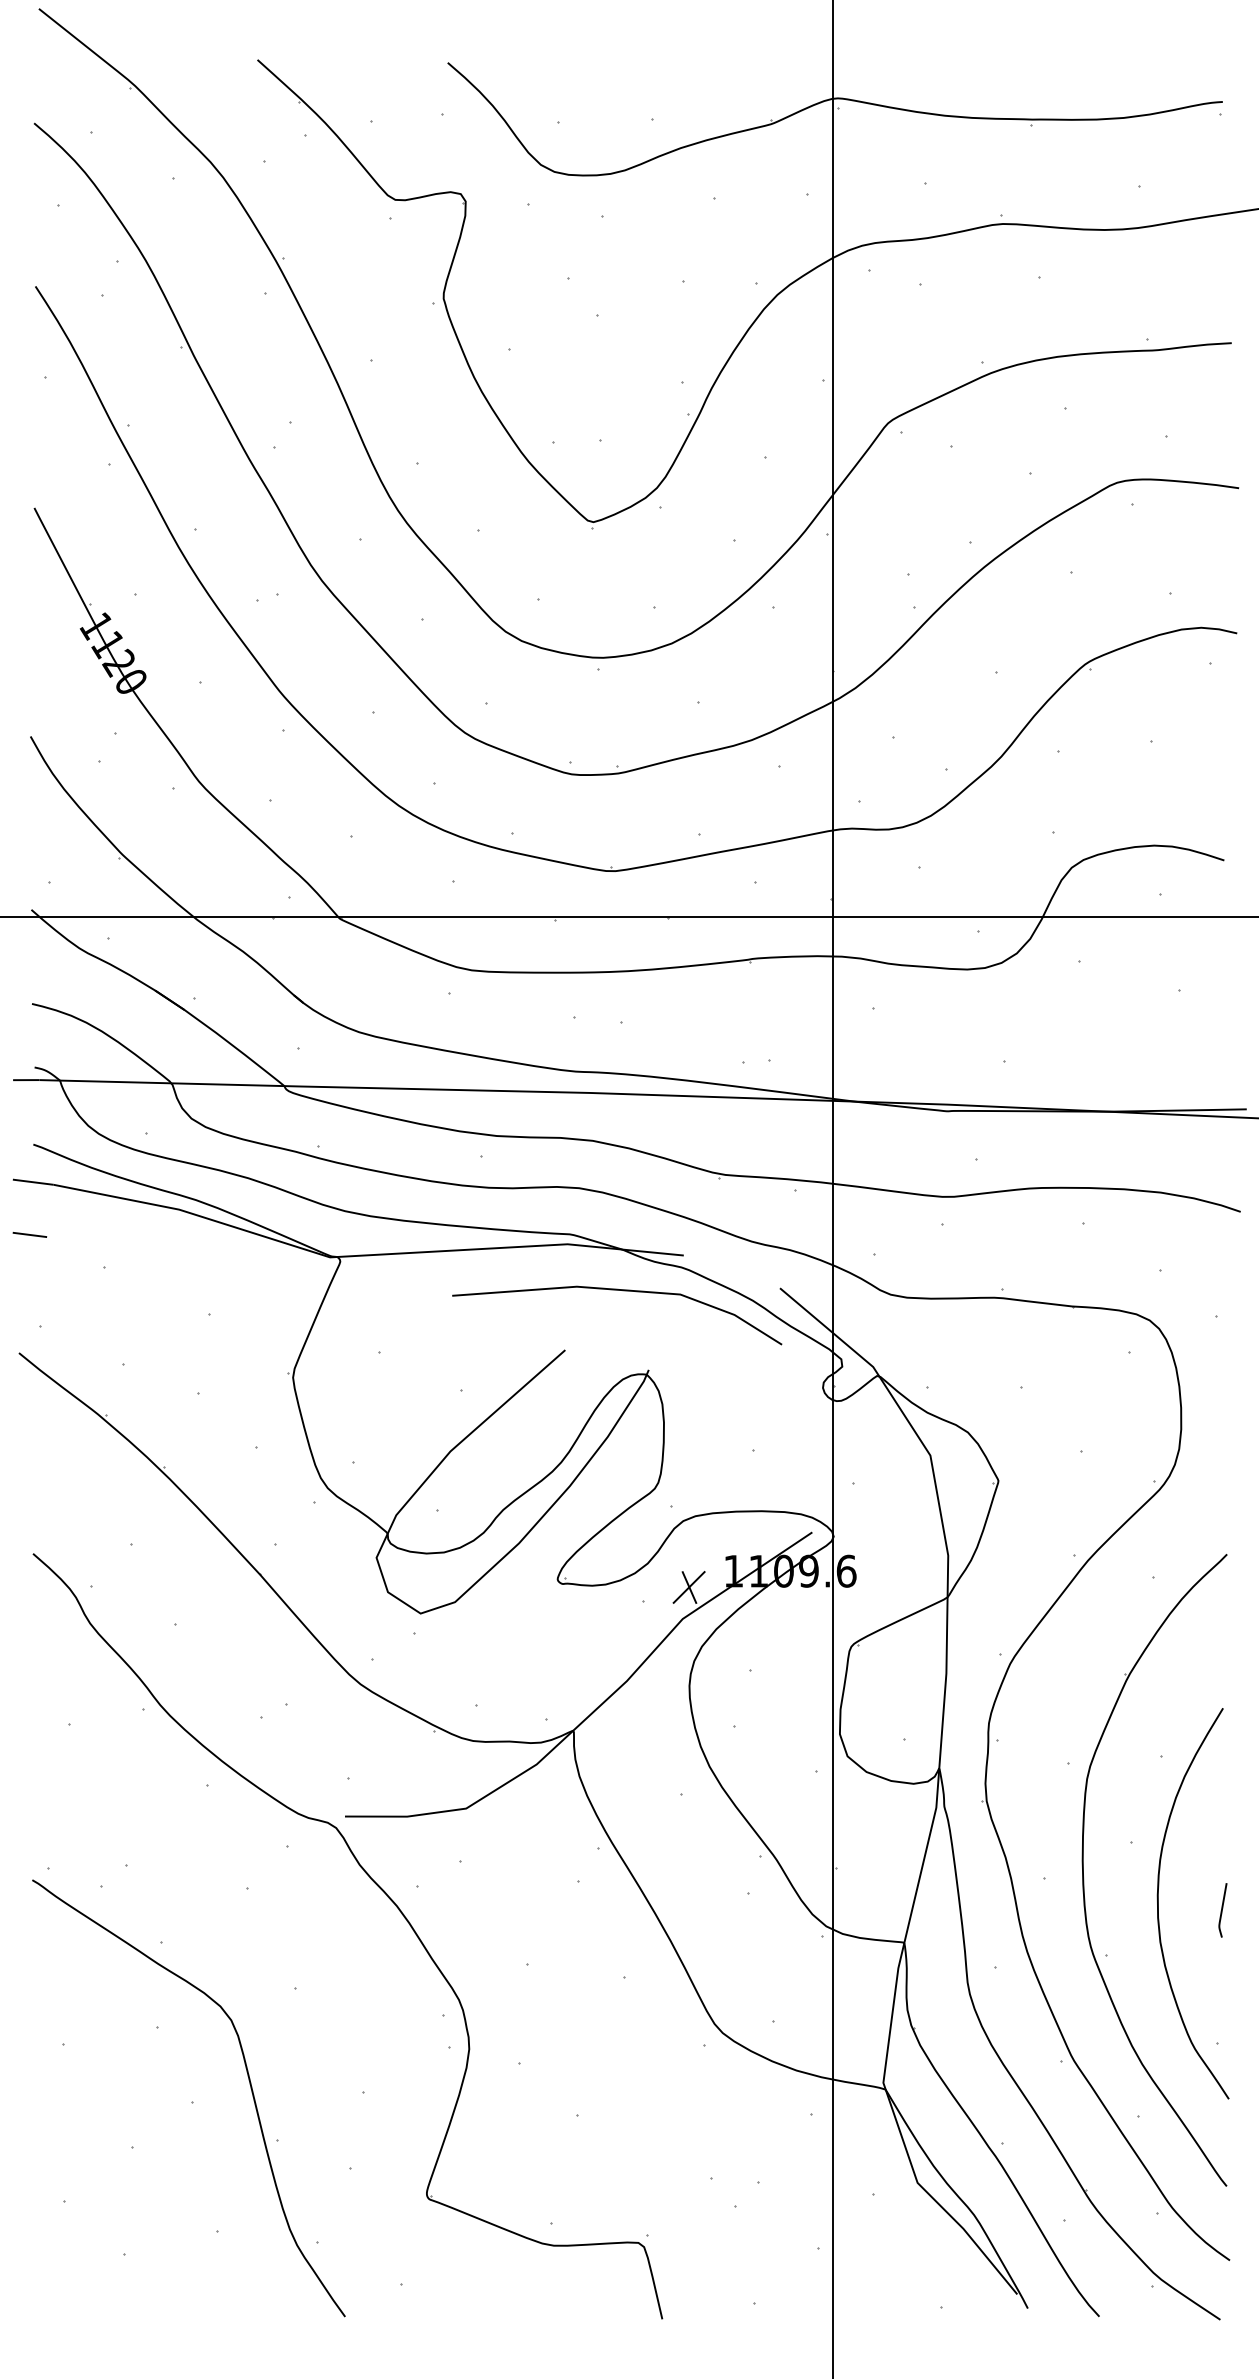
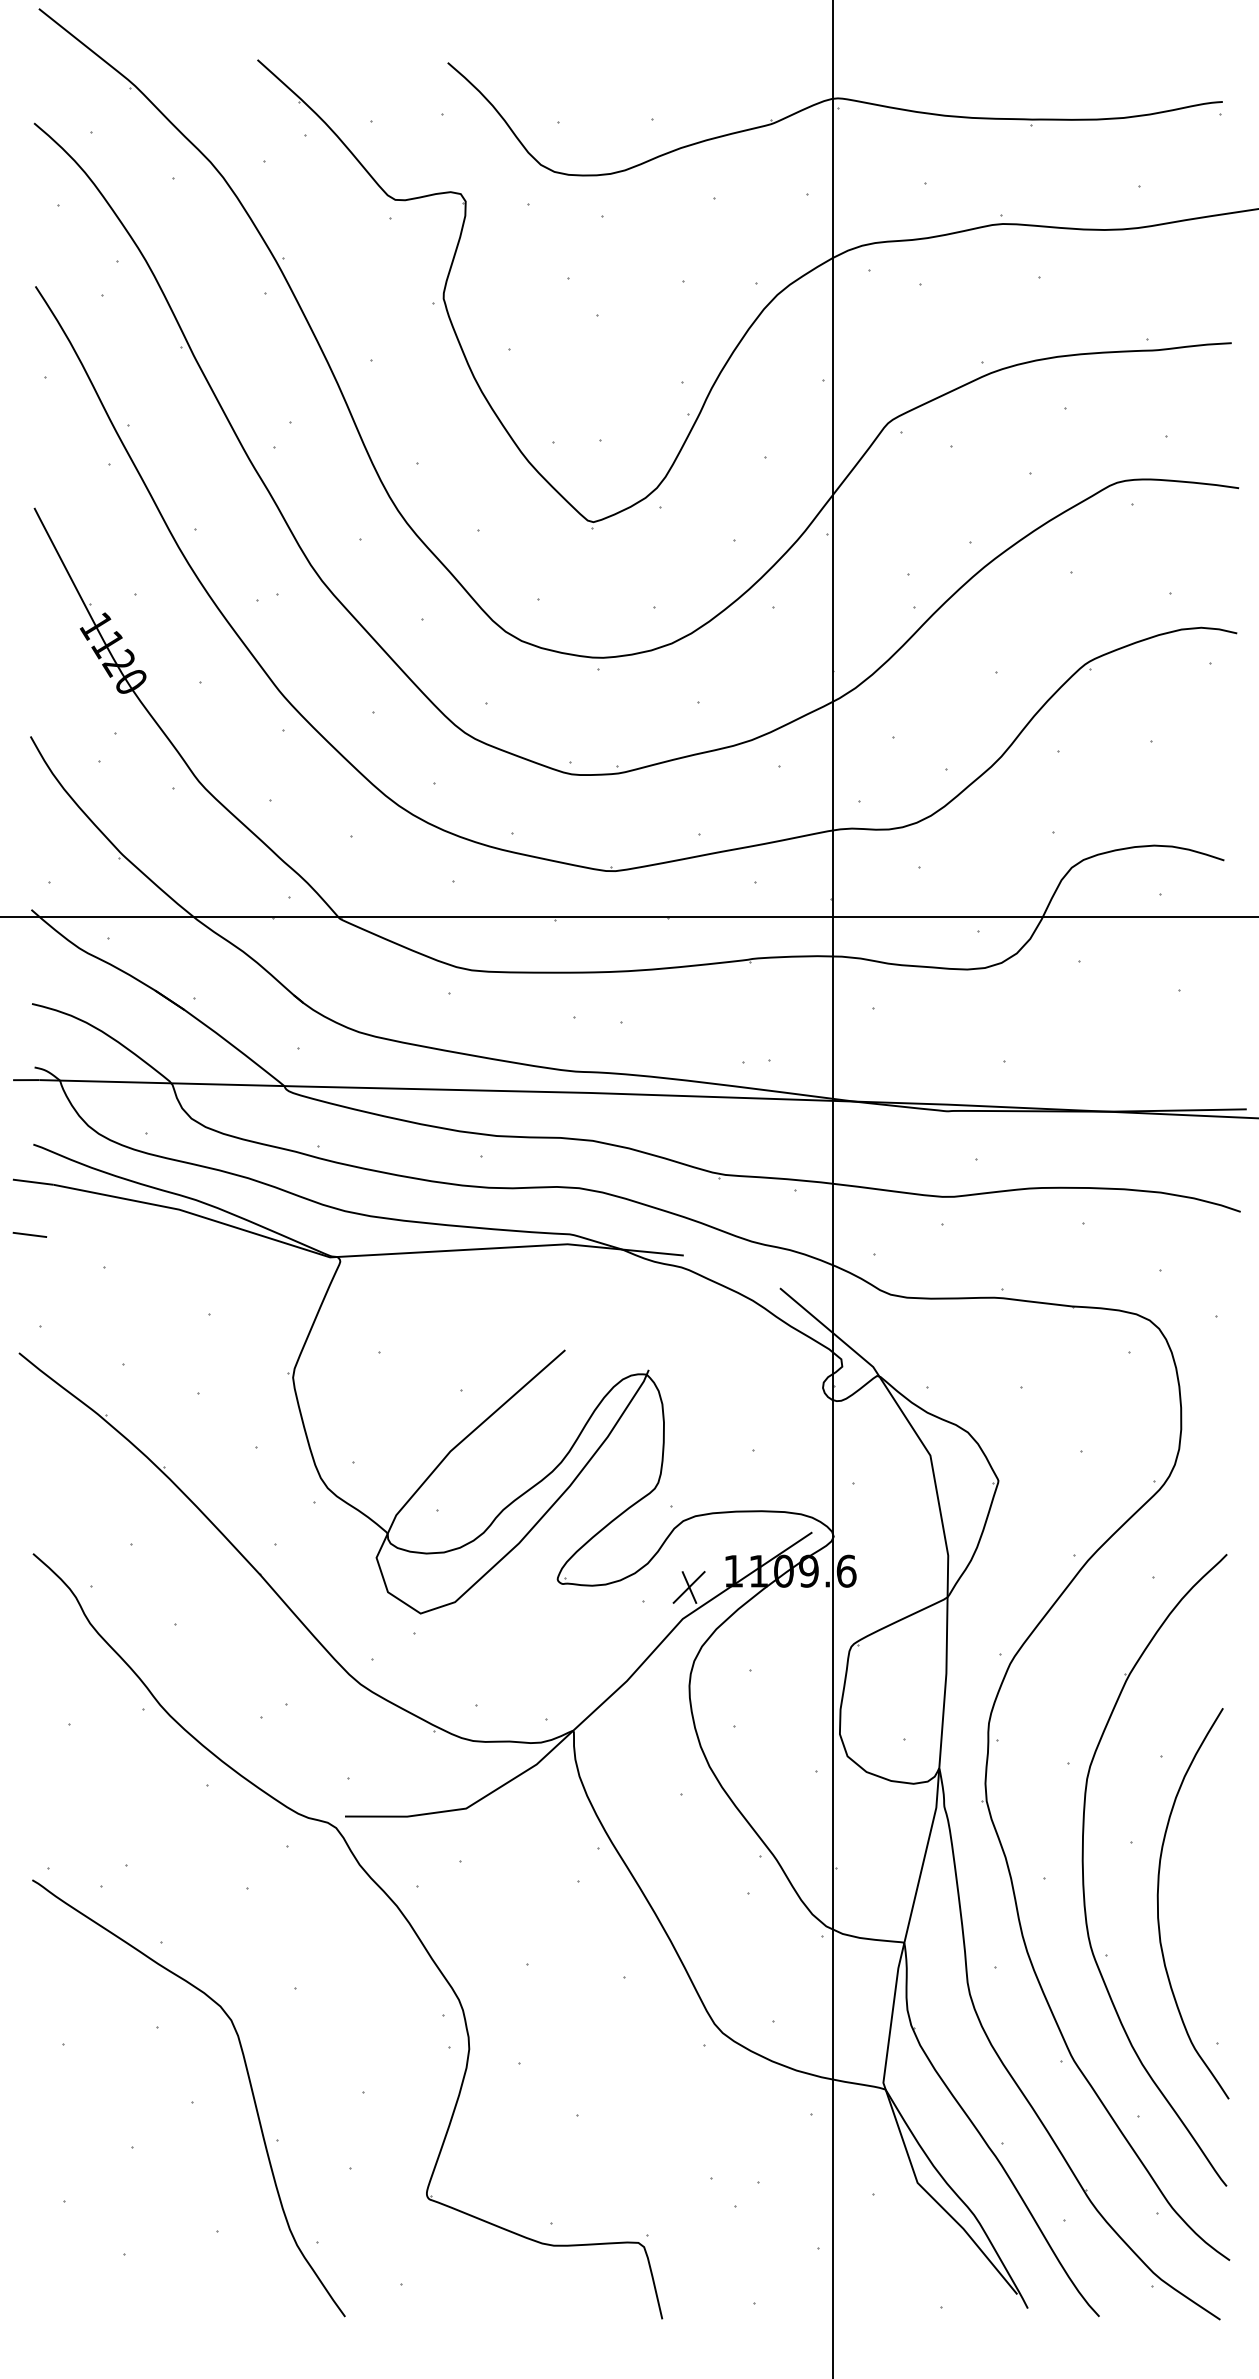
line: present -> none (623, 1291)
curve: present -> none (1222, 1910)
